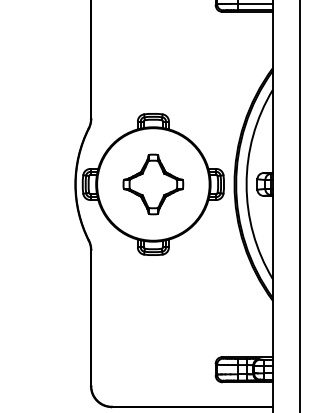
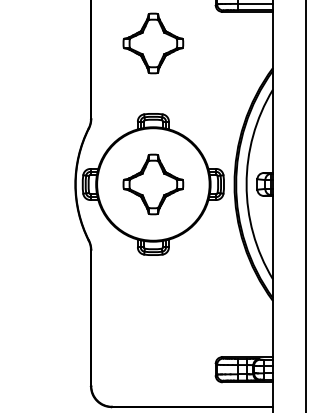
part: none -> present (153, 43)
line position: (300, 205) -> (306, 205) (306, 205)
